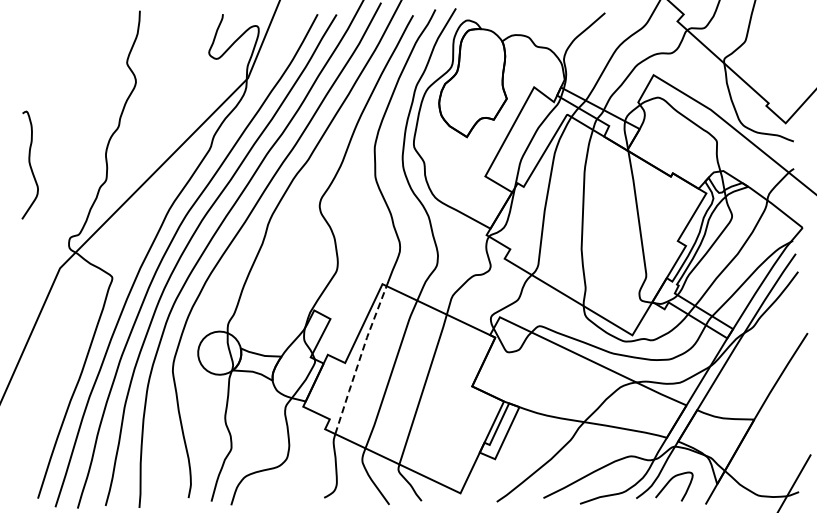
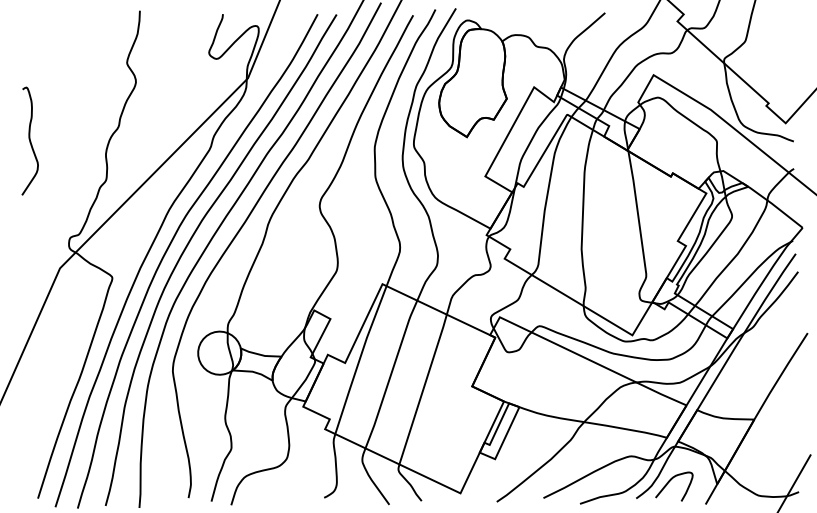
curve position: (29, 164) -> (29, 140) (29, 140)
line: dashed -> solid (359, 359)
